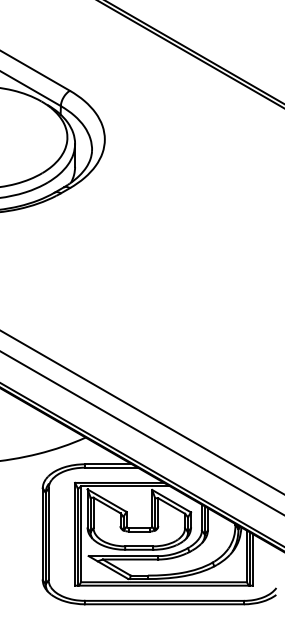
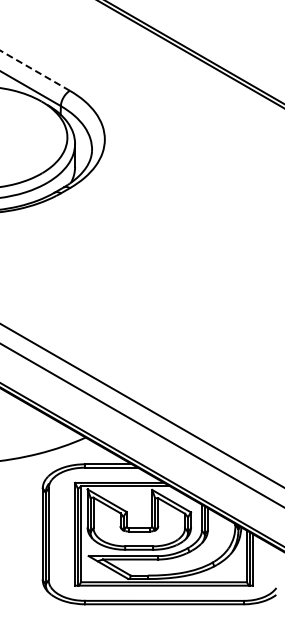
line: solid -> dashed (34, 70)
line position: (141, 411) -> (141, 405) (141, 405)
line position: (141, 432) -> (141, 424) (141, 424)
